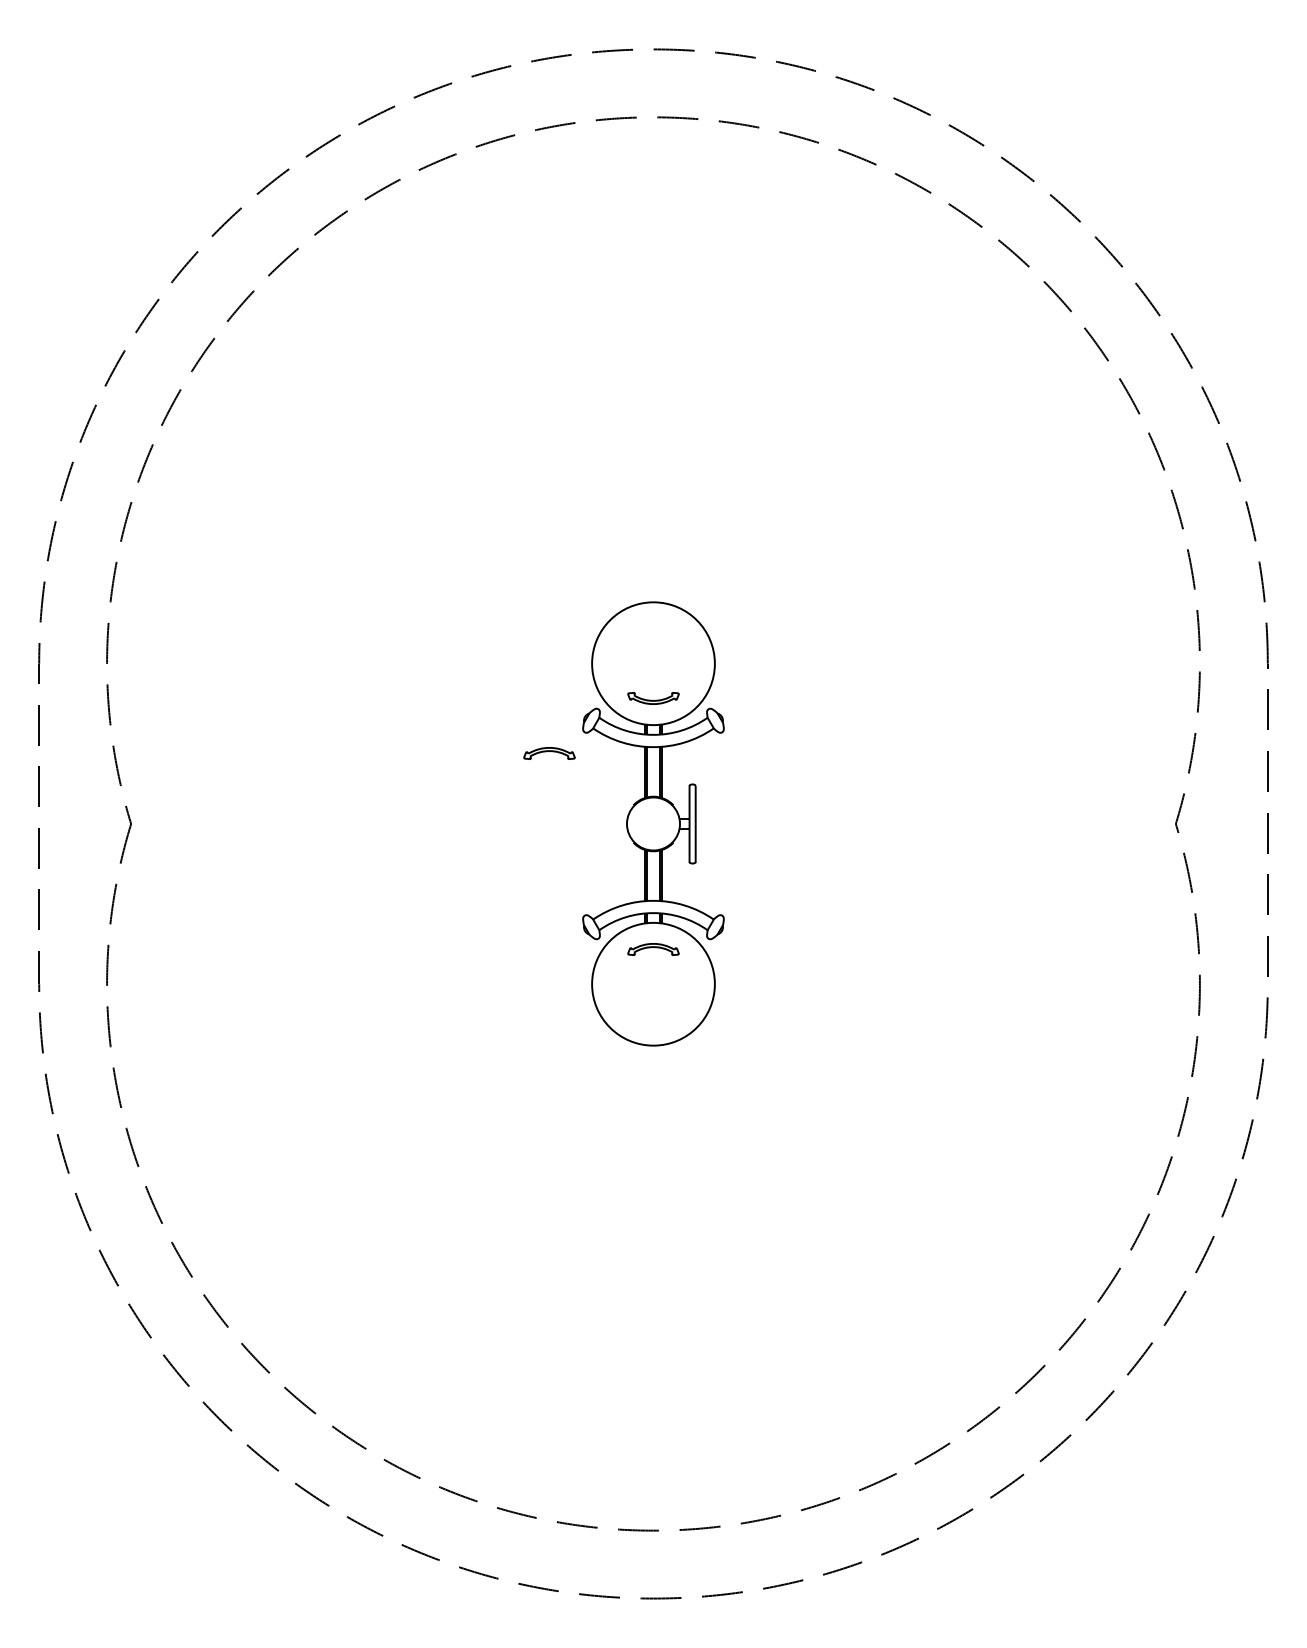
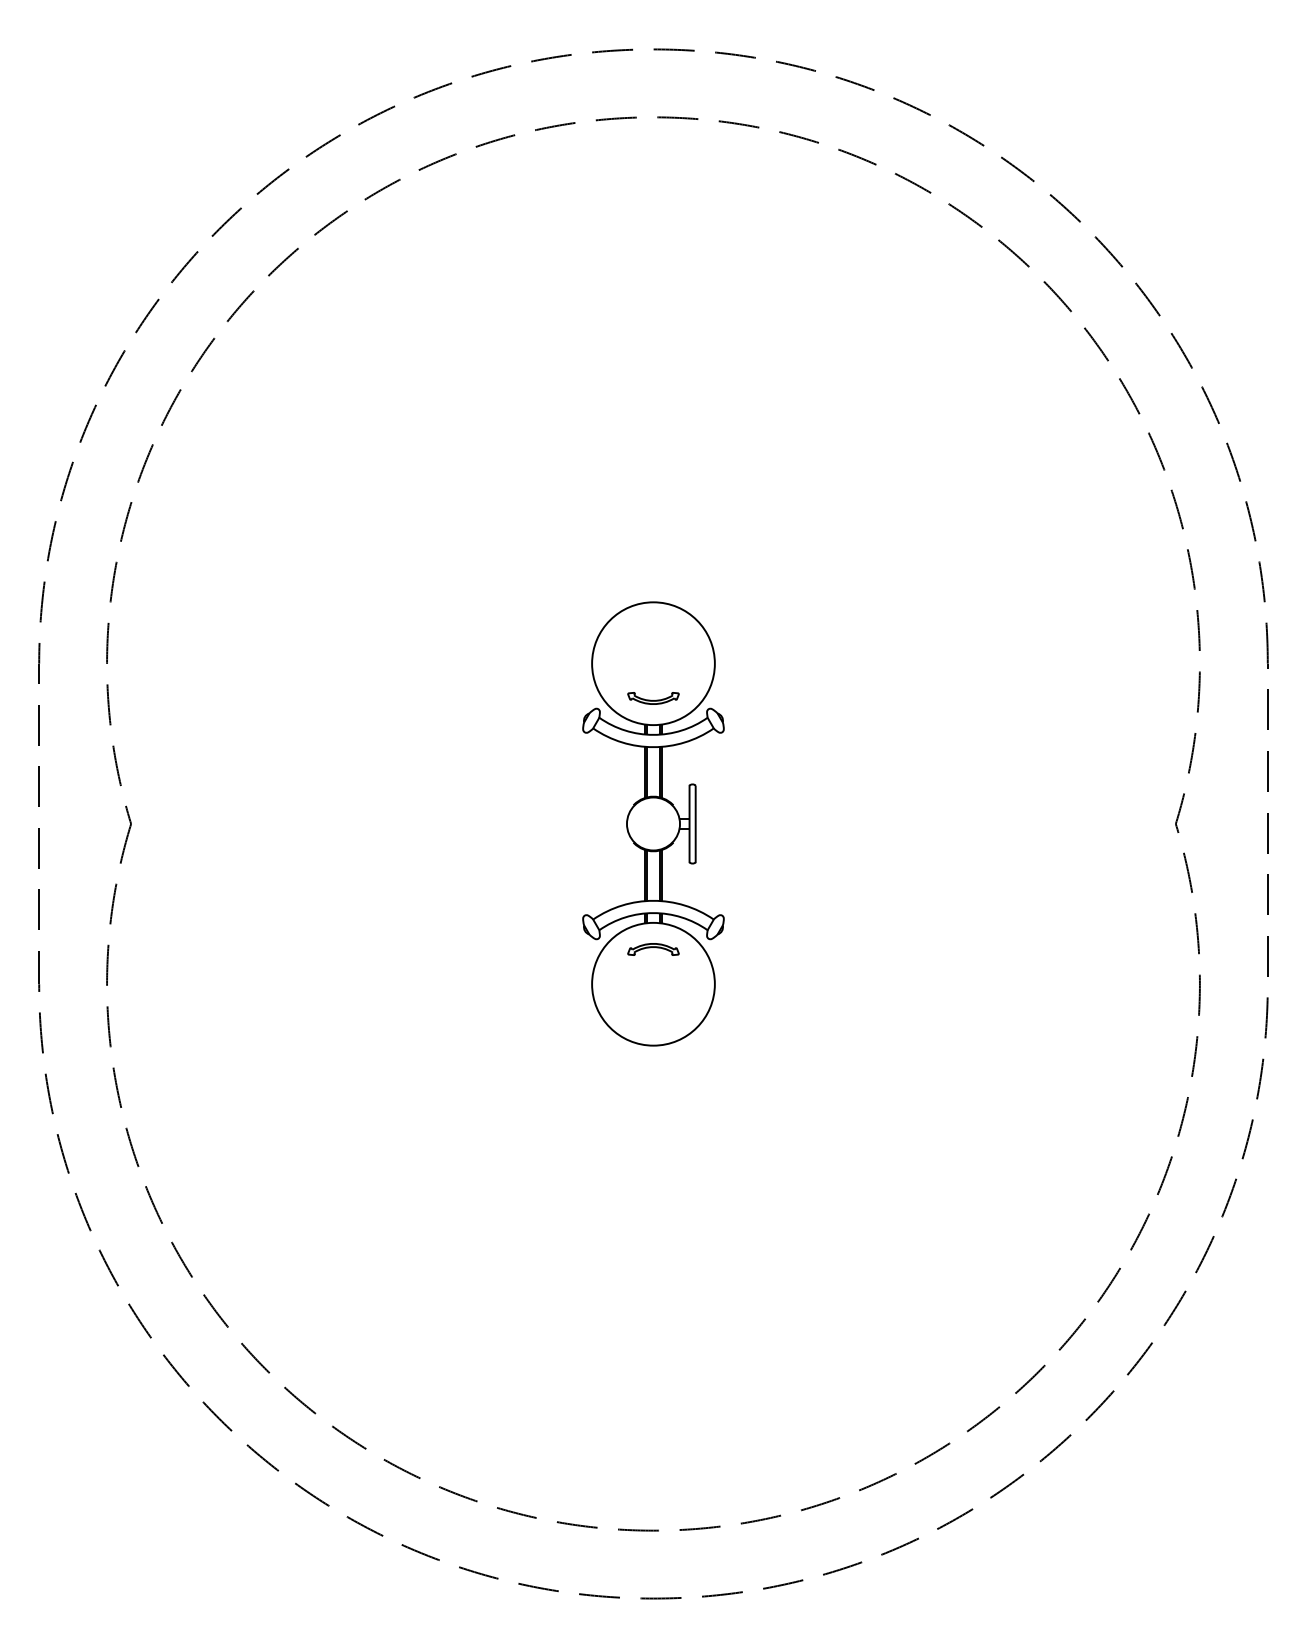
part: present -> none (549, 753)
